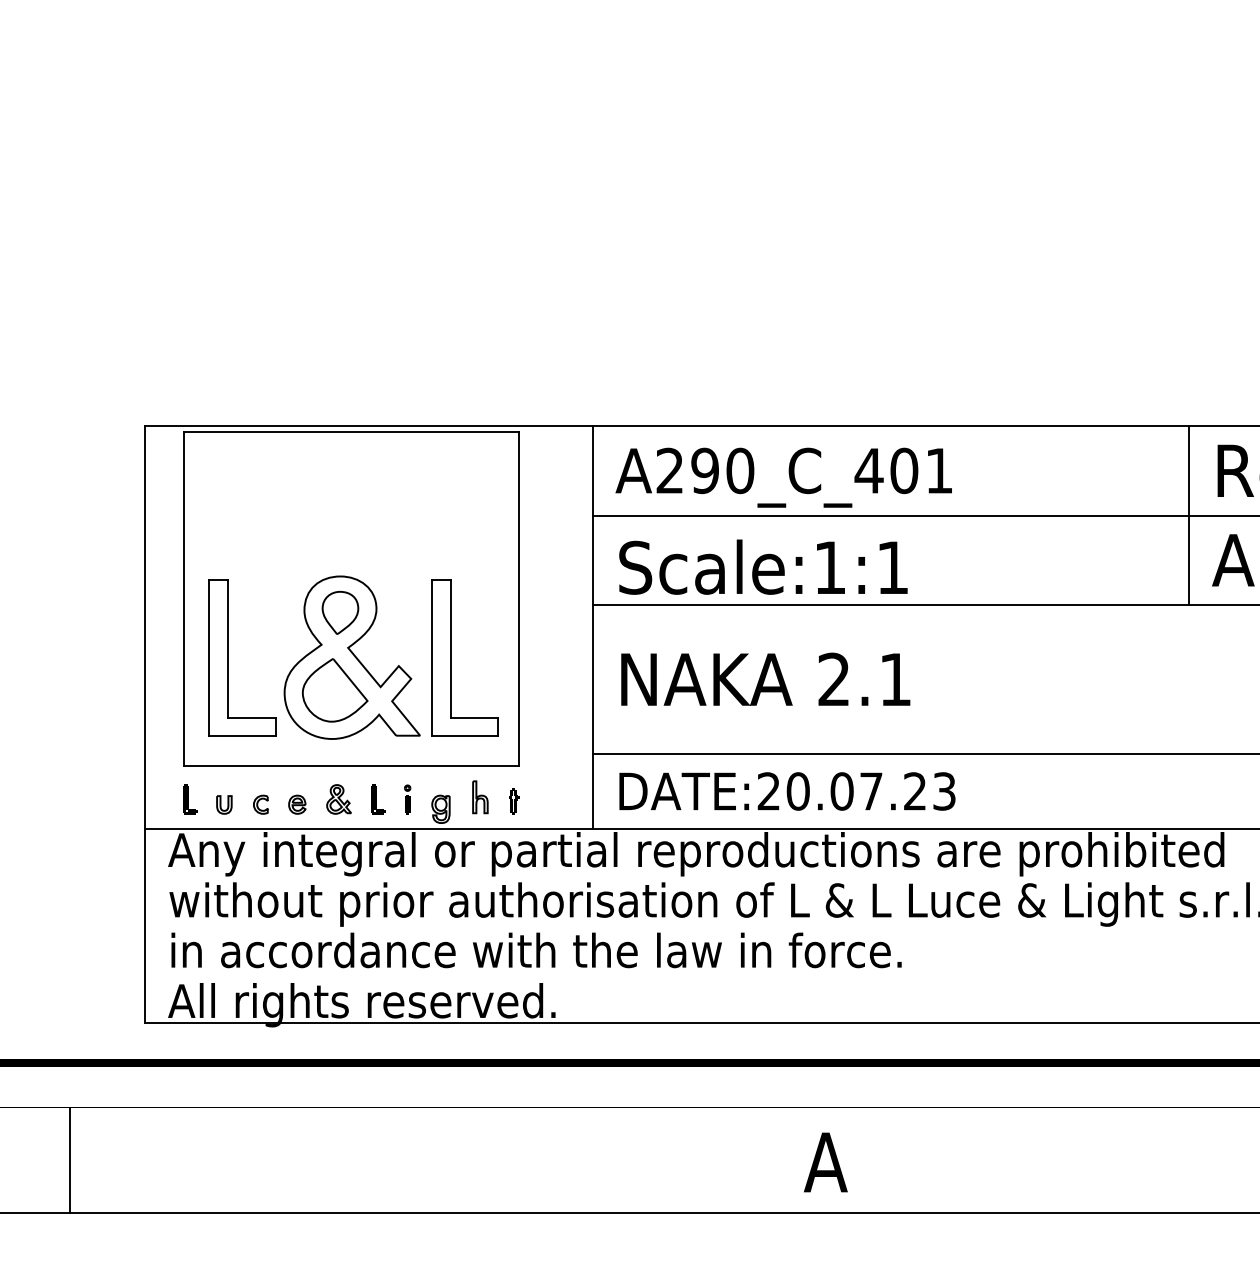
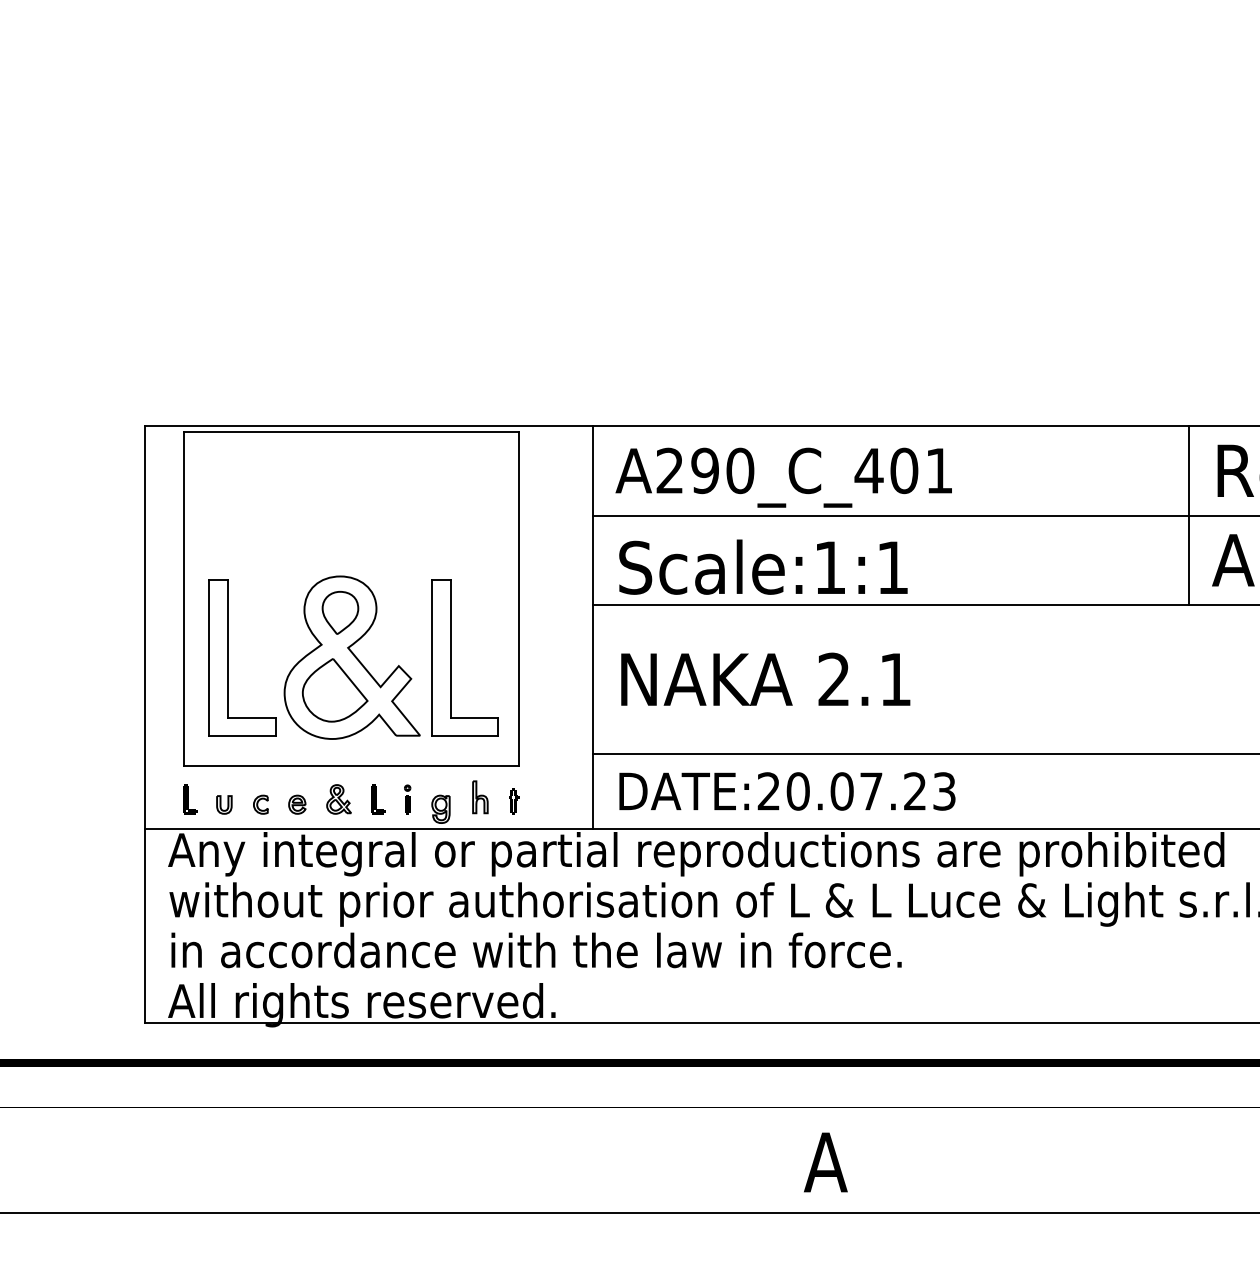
line: present -> none (70, 1160)
